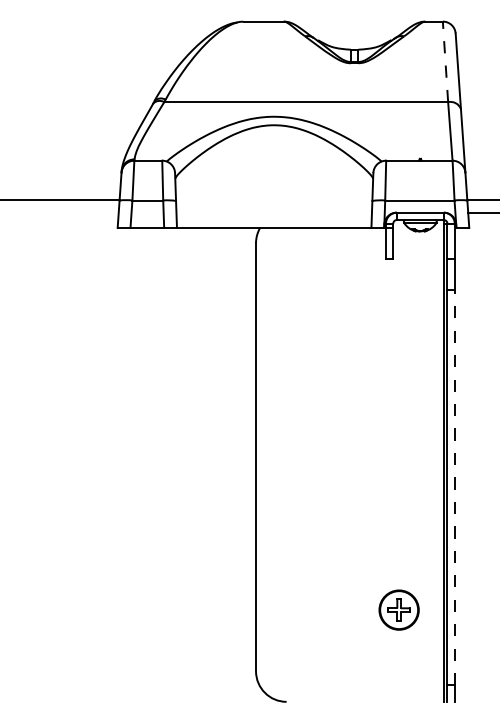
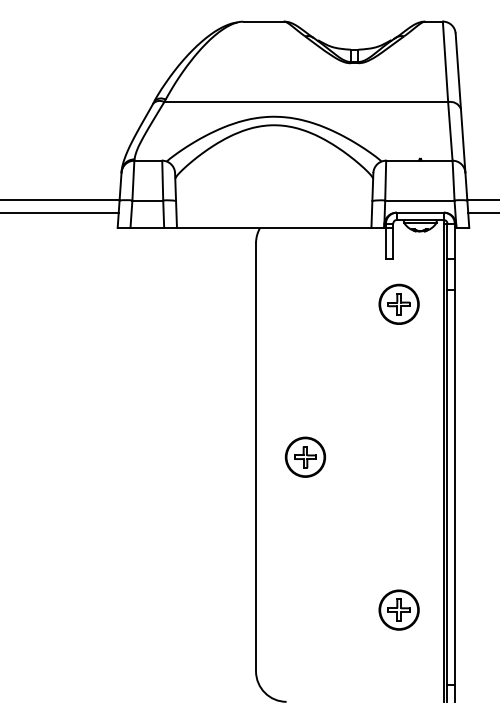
line: dashed -> solid (445, 61)
line: none -> present (60, 212)
part: none -> present (398, 303)
part: none -> present (305, 456)
line: dashed -> solid (454, 487)
